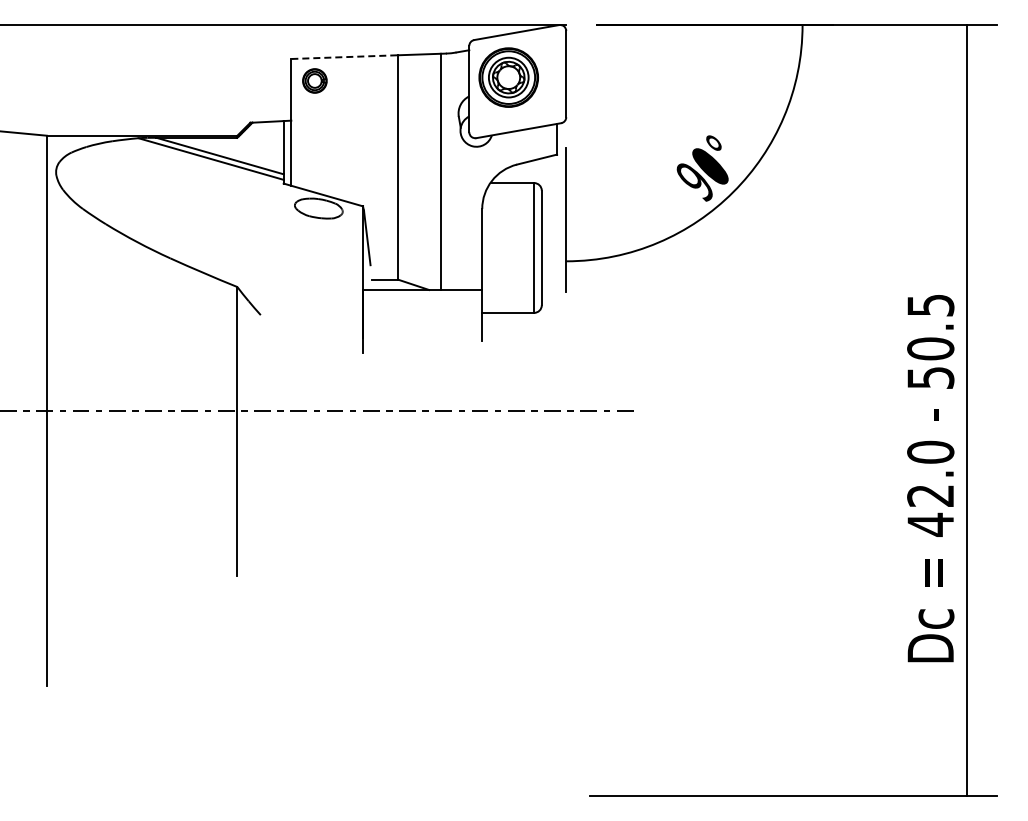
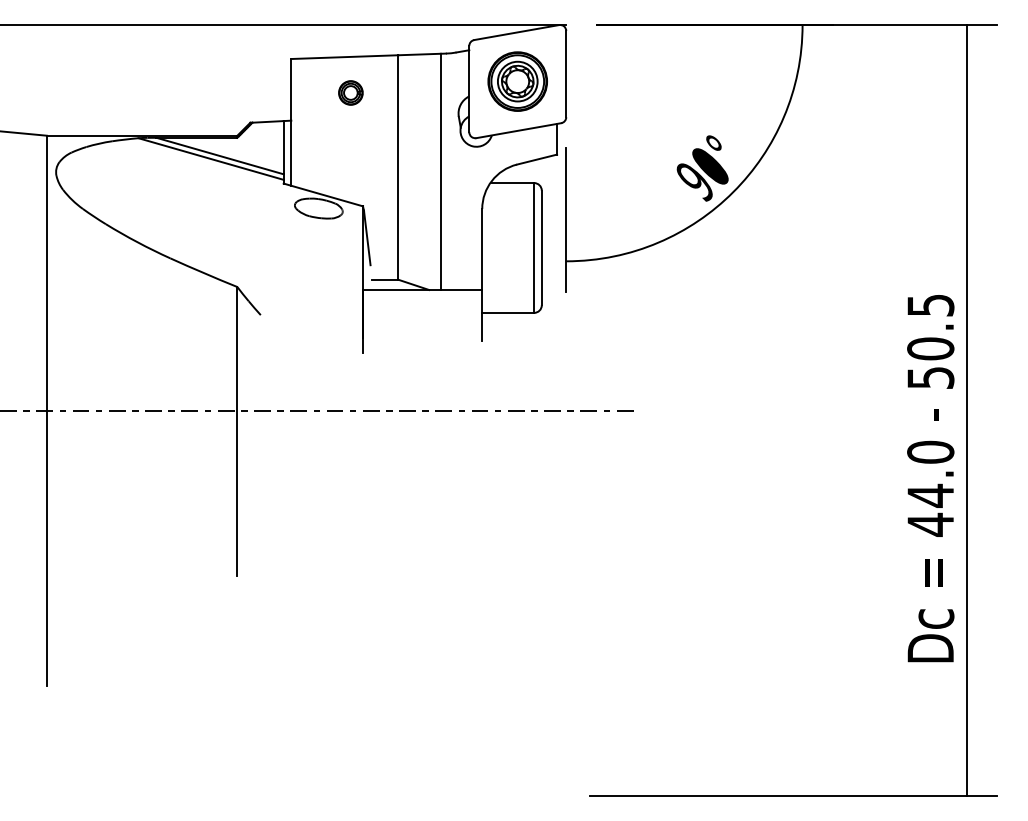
line: dashed -> solid (345, 57)
part position: (508, 77) -> (517, 81) (517, 81)
part position: (314, 80) -> (350, 92) (350, 92)
text: 42.0 -> 44.0 (930, 495)
